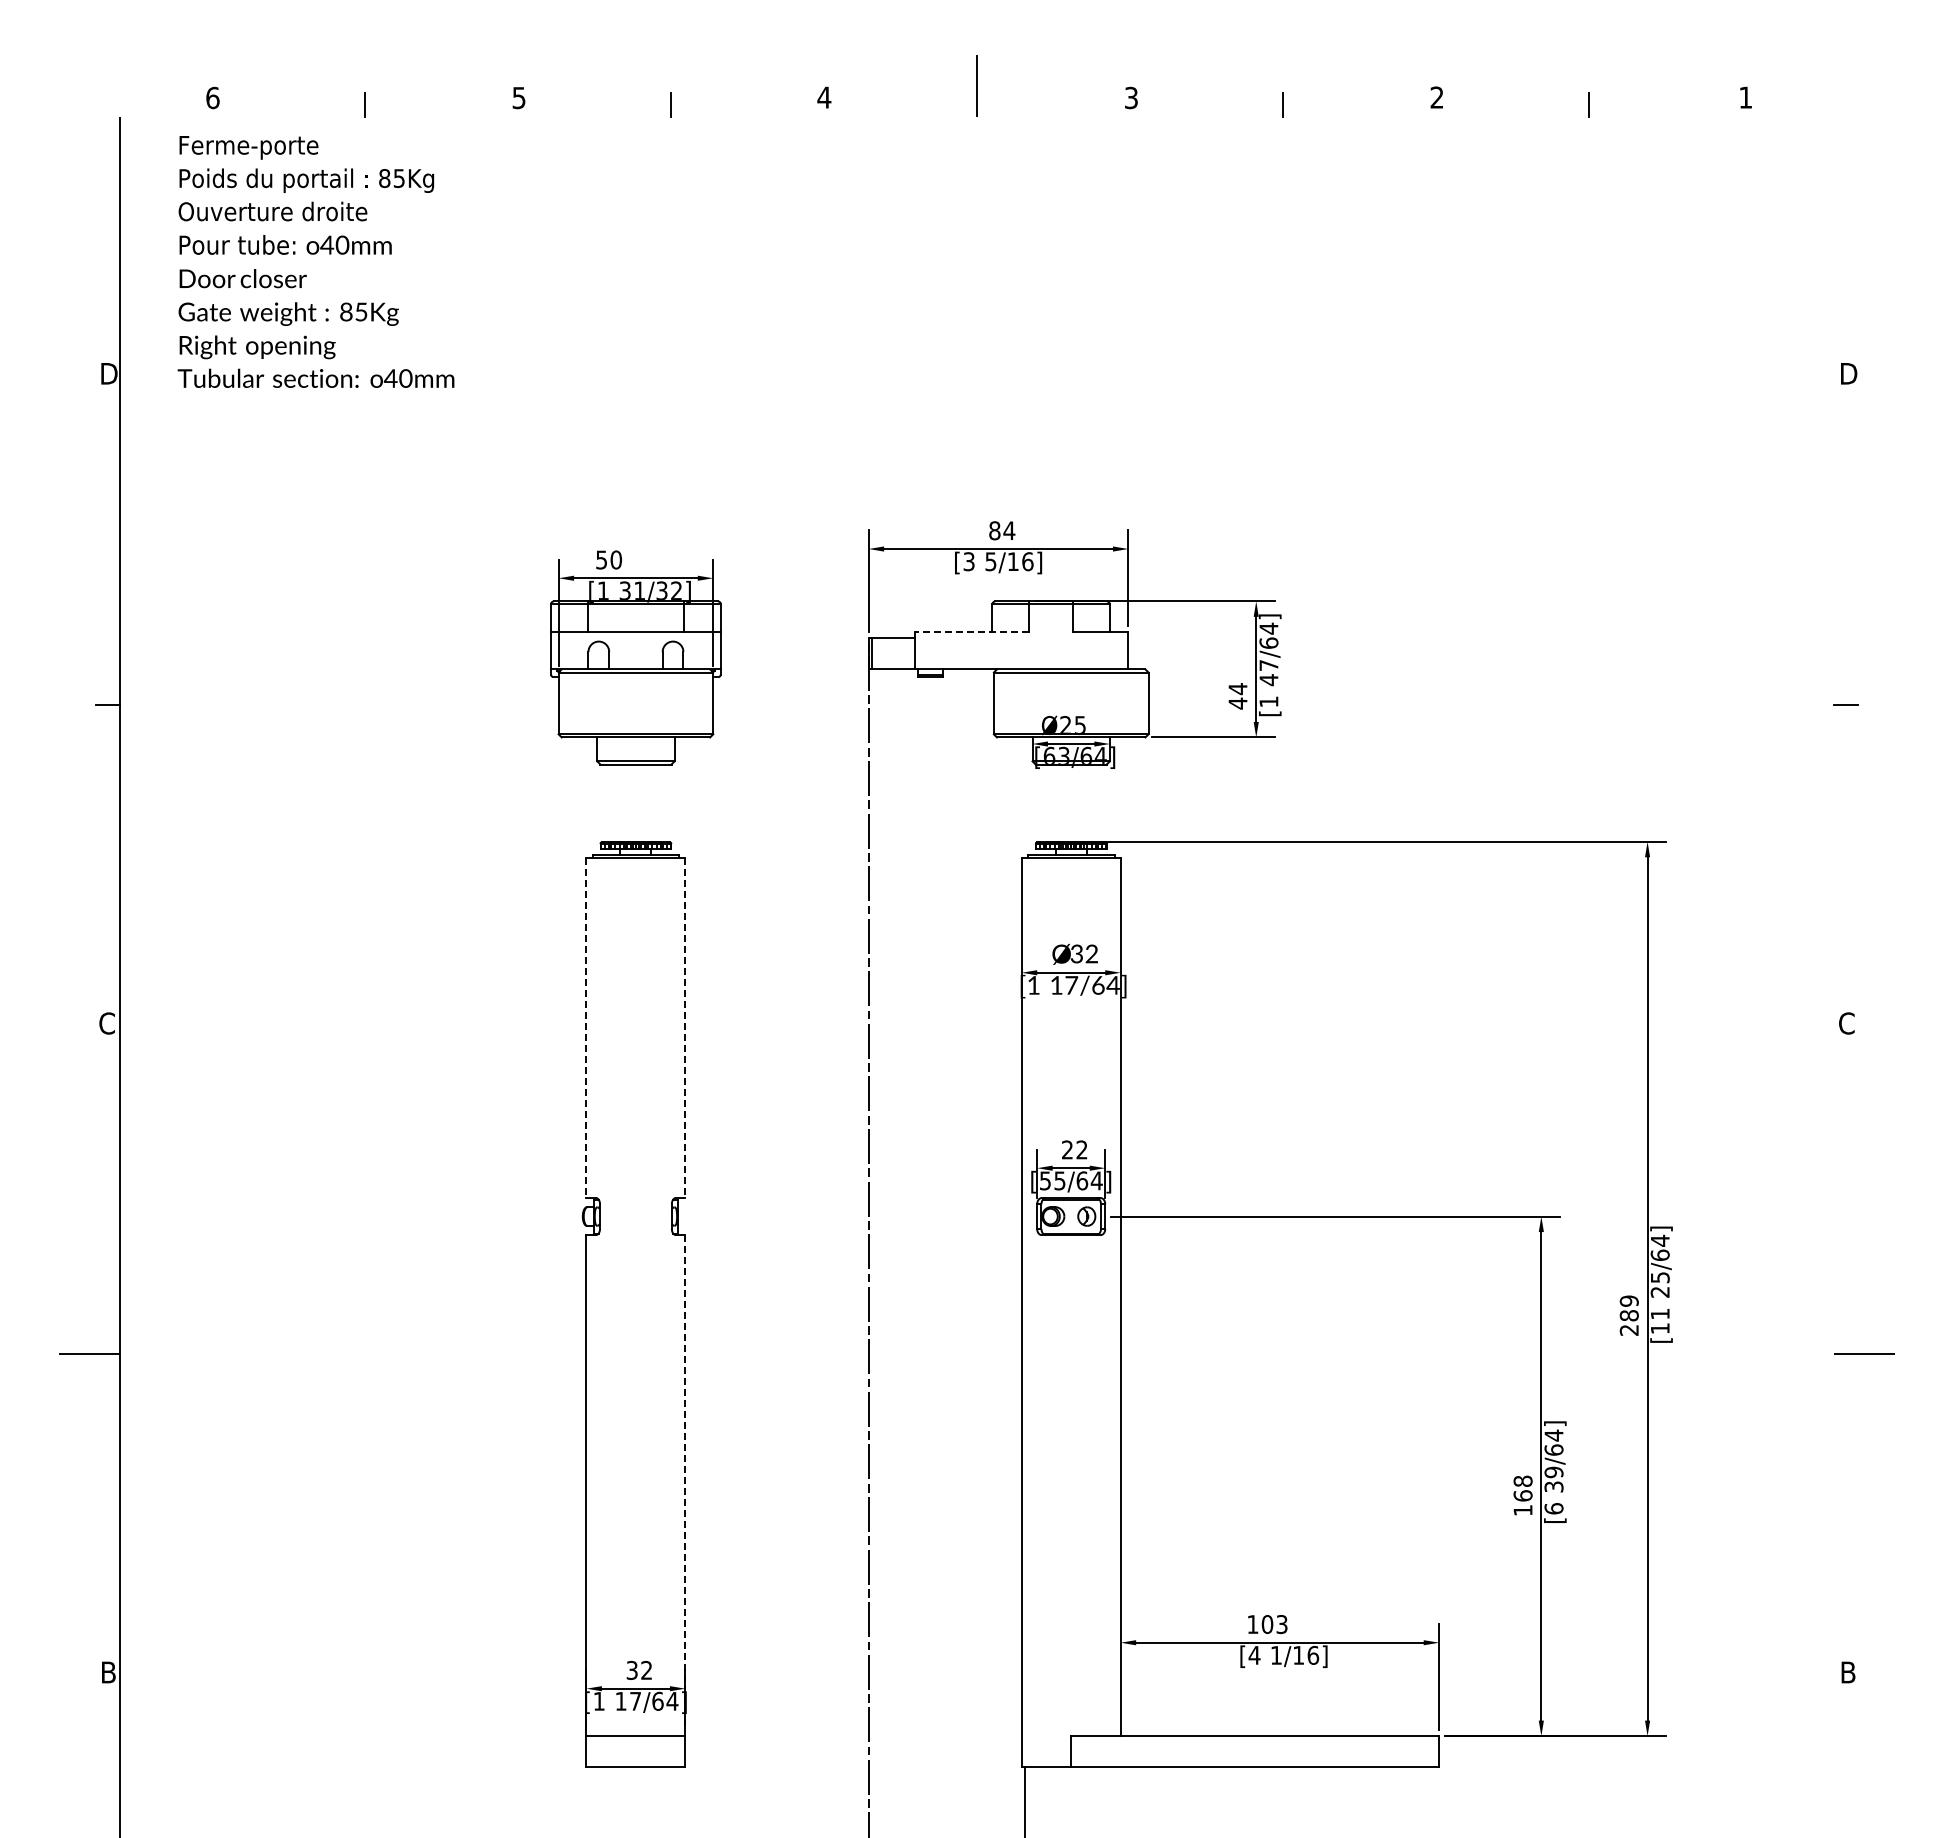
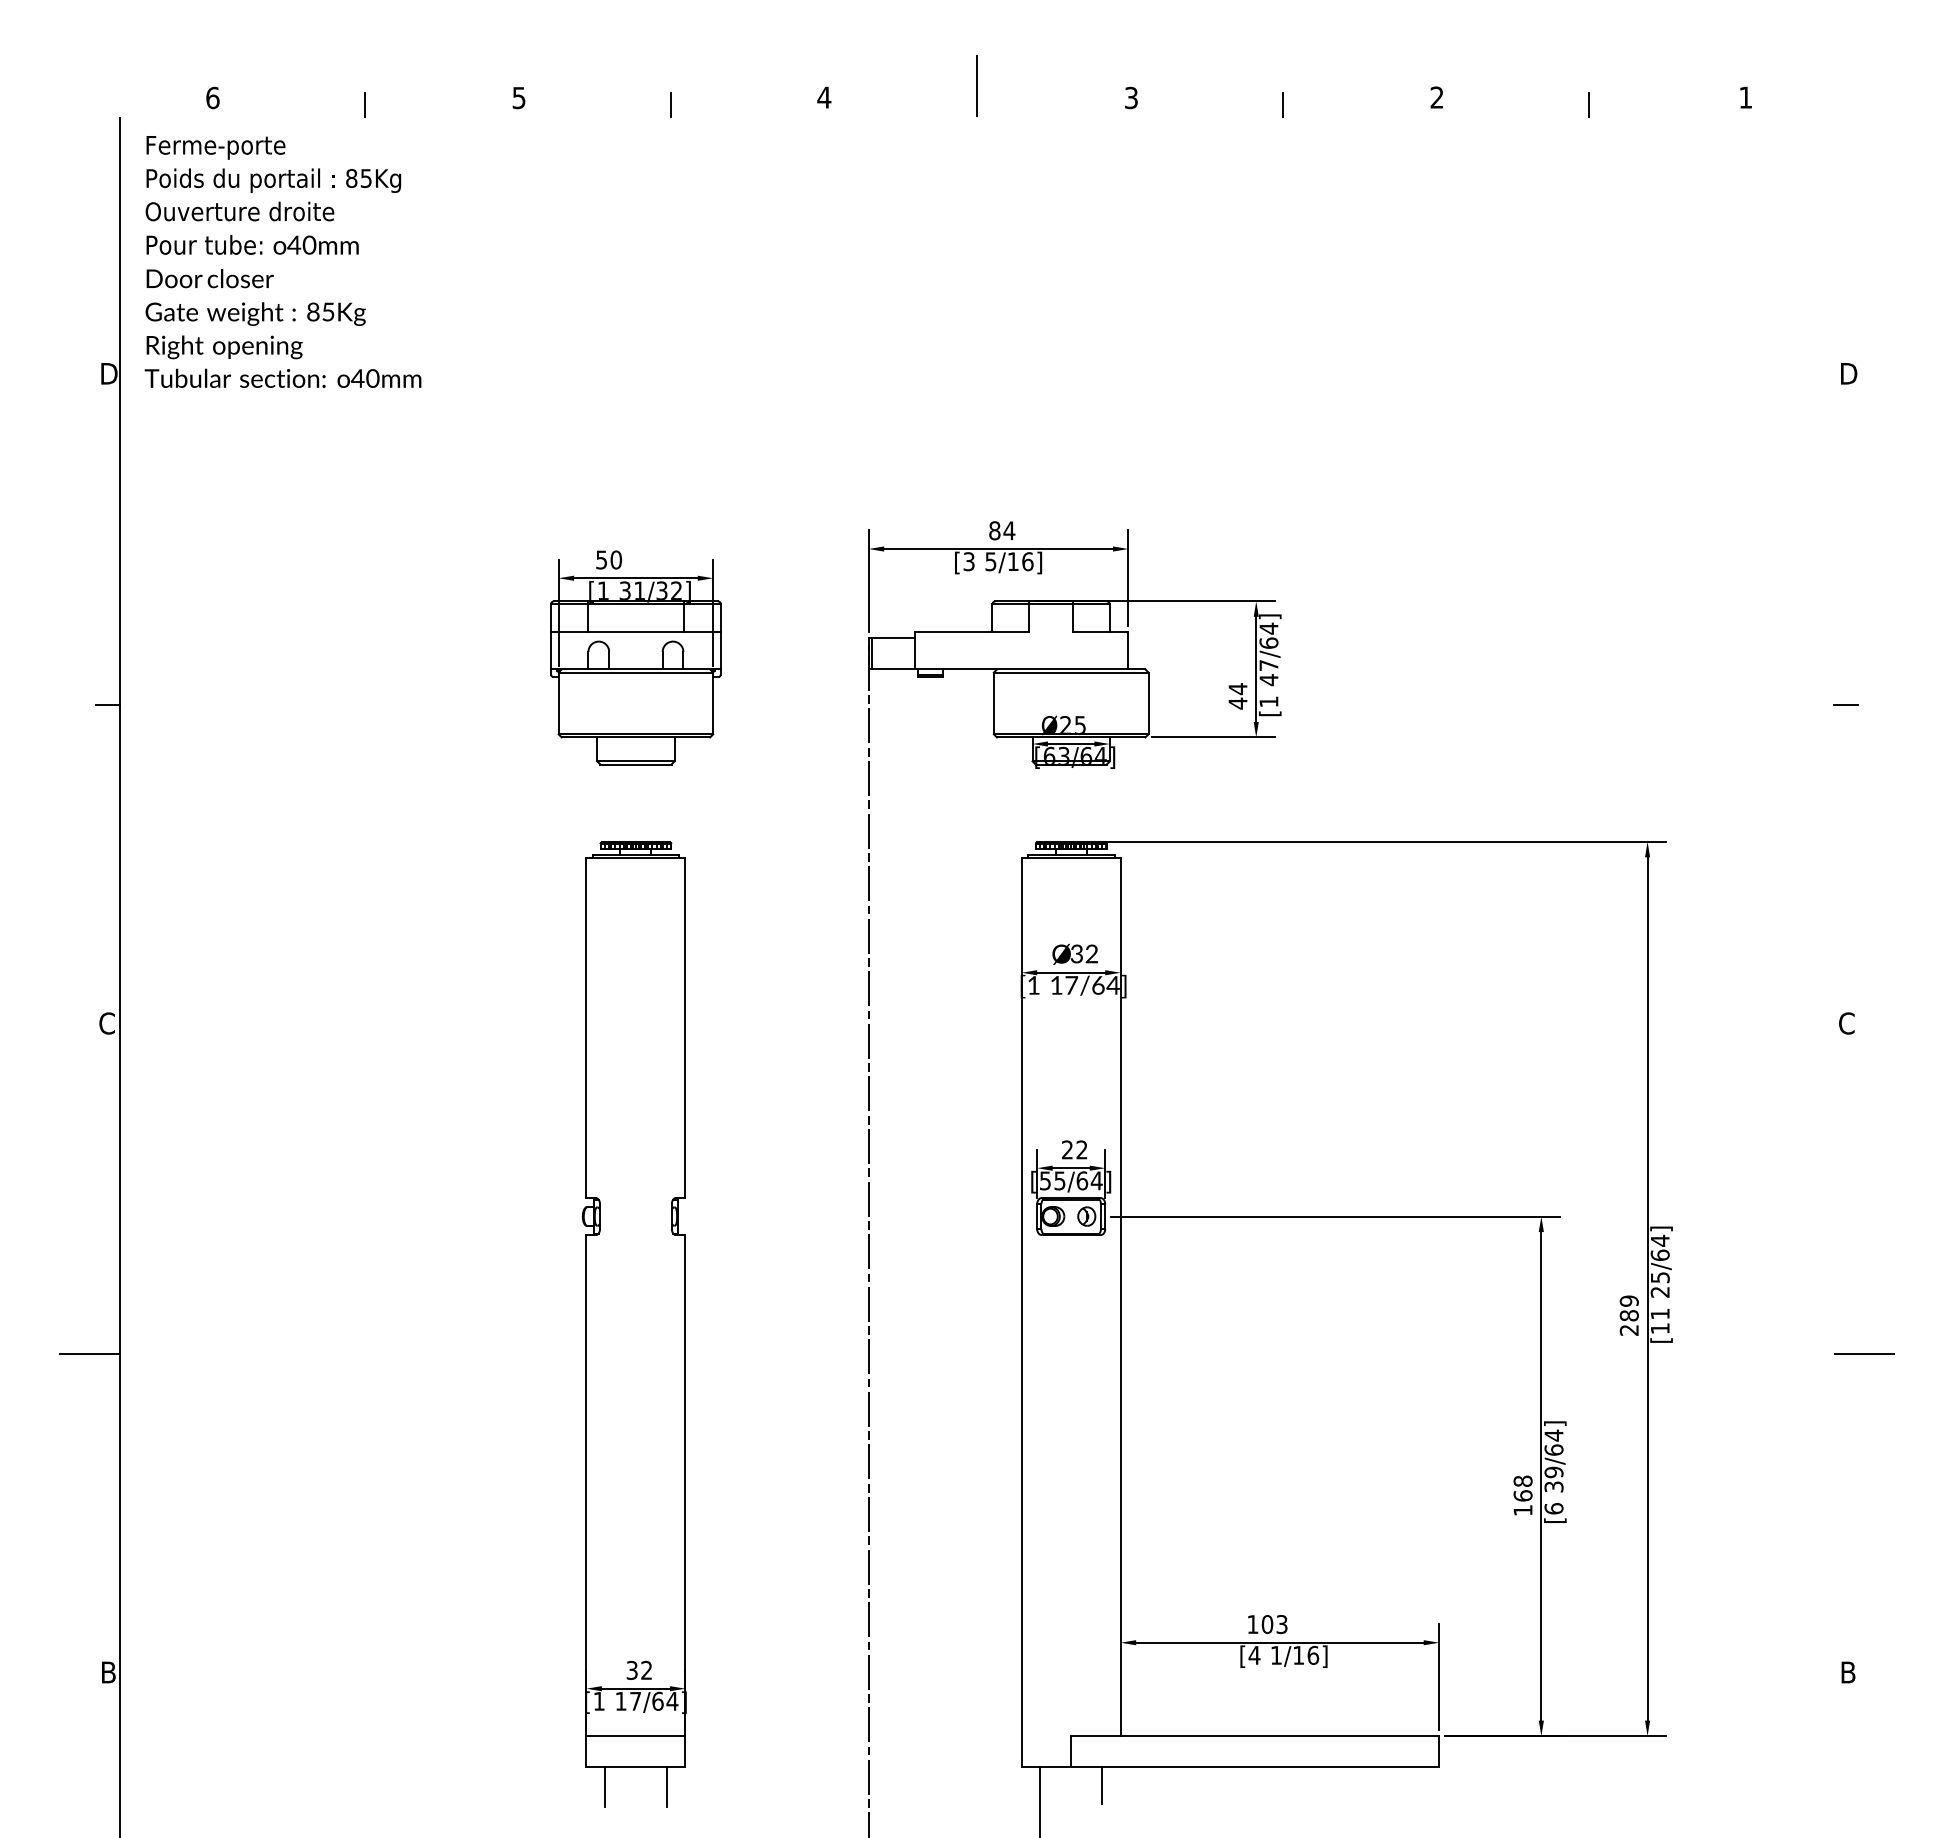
text position: (315, 261) -> (282, 261) (282, 261)
line: dashed -> solid (971, 632)
line: dashed -> solid (586, 1028)
line: dashed -> solid (685, 1028)
line: dashed -> solid (685, 1486)
line: none -> present (1102, 1785)
line: none -> present (605, 1786)
line: none -> present (666, 1786)
line position: (1025, 1800) -> (1040, 1800) (1040, 1800)
